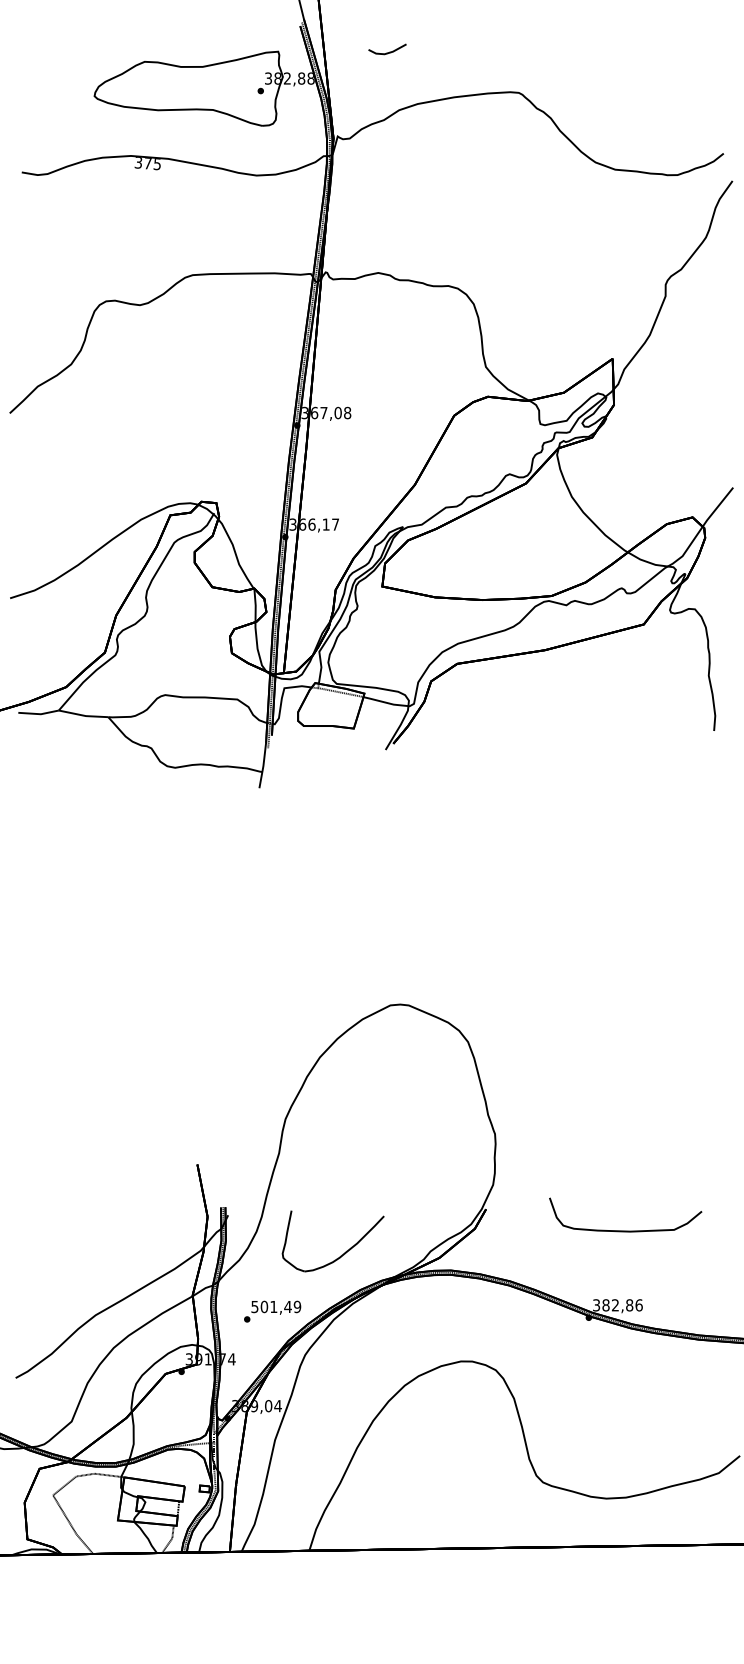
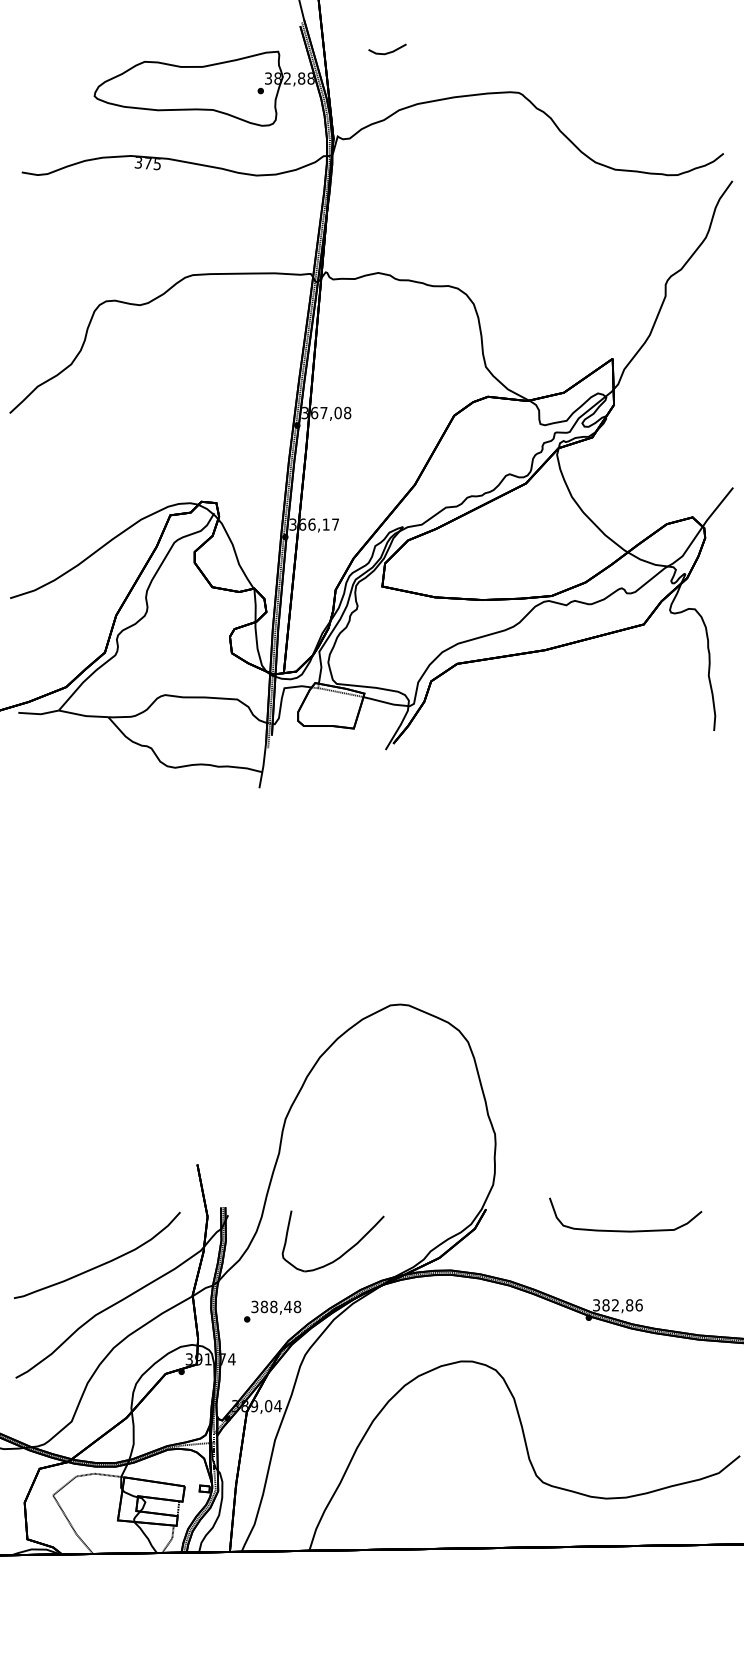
part: none -> present (100, 1264)
text: 501,49 -> 388,48 (276, 1306)
